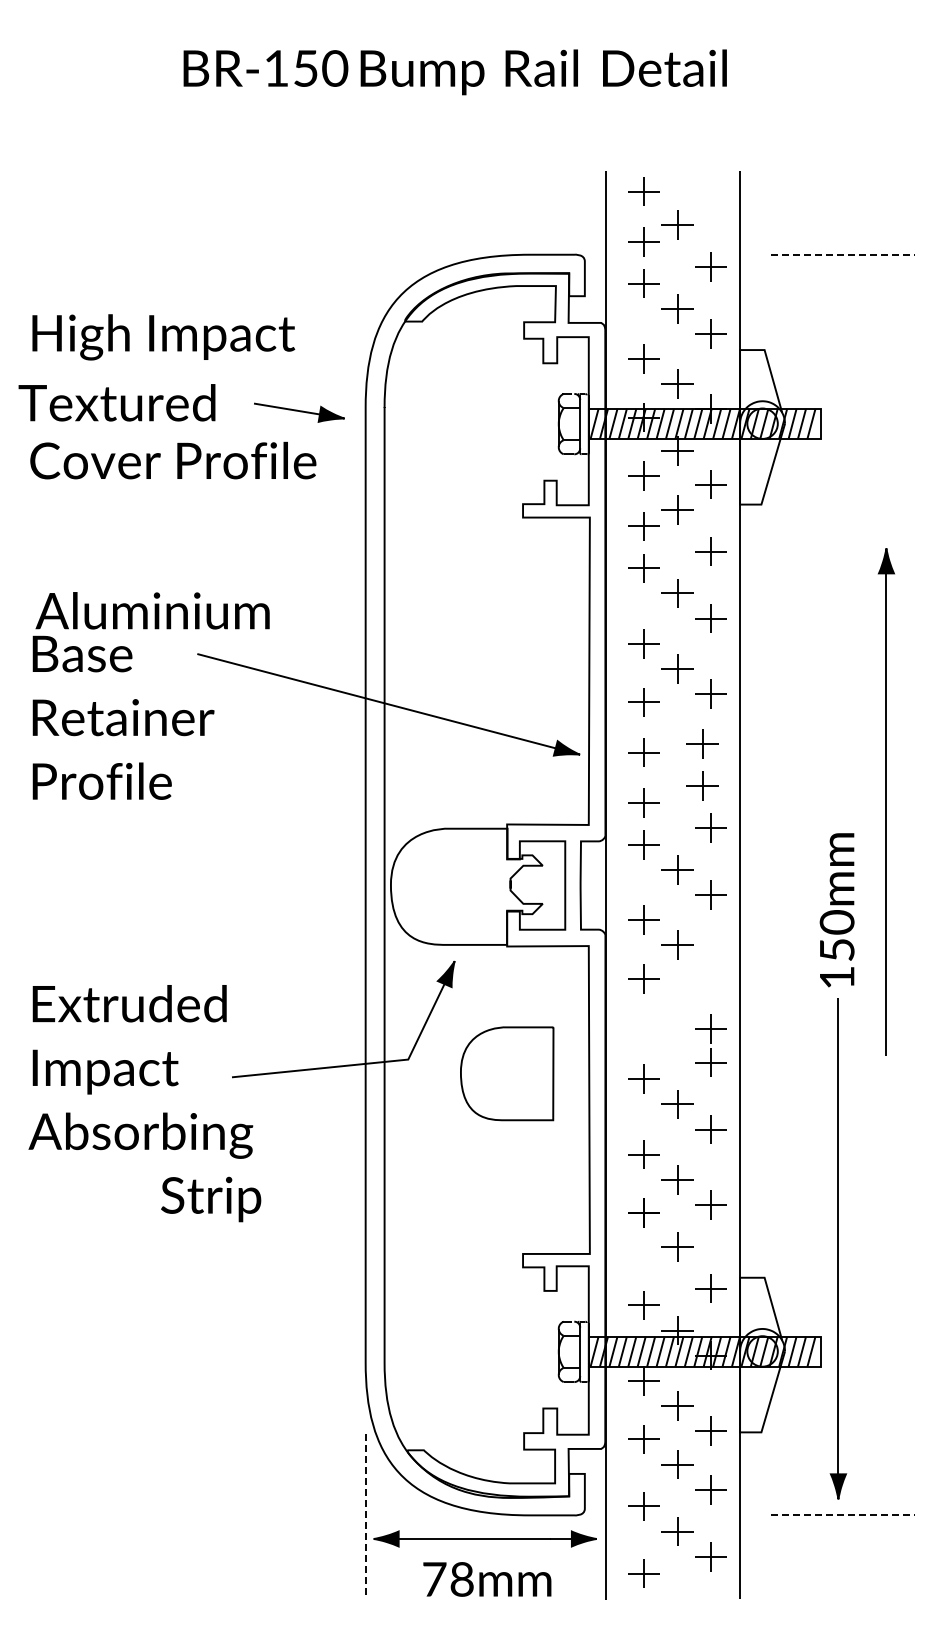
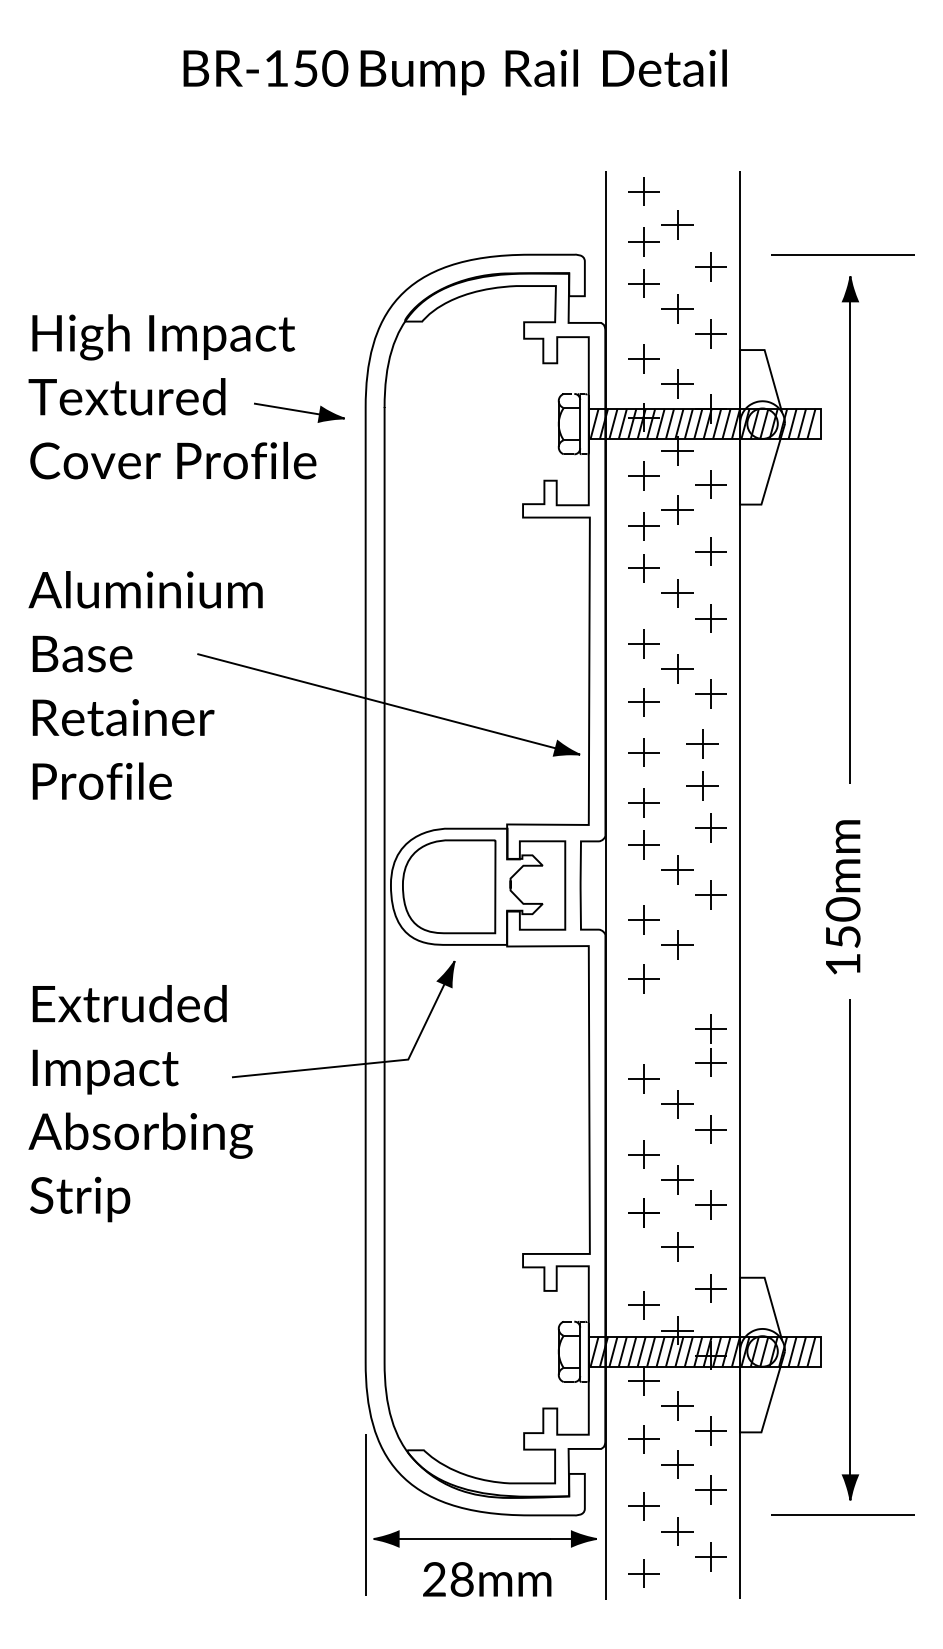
line: dashed -> solid (842, 254)
text position: (116, 402) -> (126, 396) (126, 396)
text position: (152, 610) -> (145, 589) (145, 589)
part position: (885, 801) -> (849, 529) (849, 529)
text position: (836, 910) -> (842, 897) (842, 897)
part position: (507, 1073) -> (449, 886) (449, 886)
text position: (211, 1199) -> (80, 1199) (80, 1199)
part position: (838, 1248) -> (850, 1249) (850, 1249)
line: dashed -> solid (842, 1514)
line: dashed -> solid (365, 1515)
text: 78mm -> 28mm (434, 1579)
